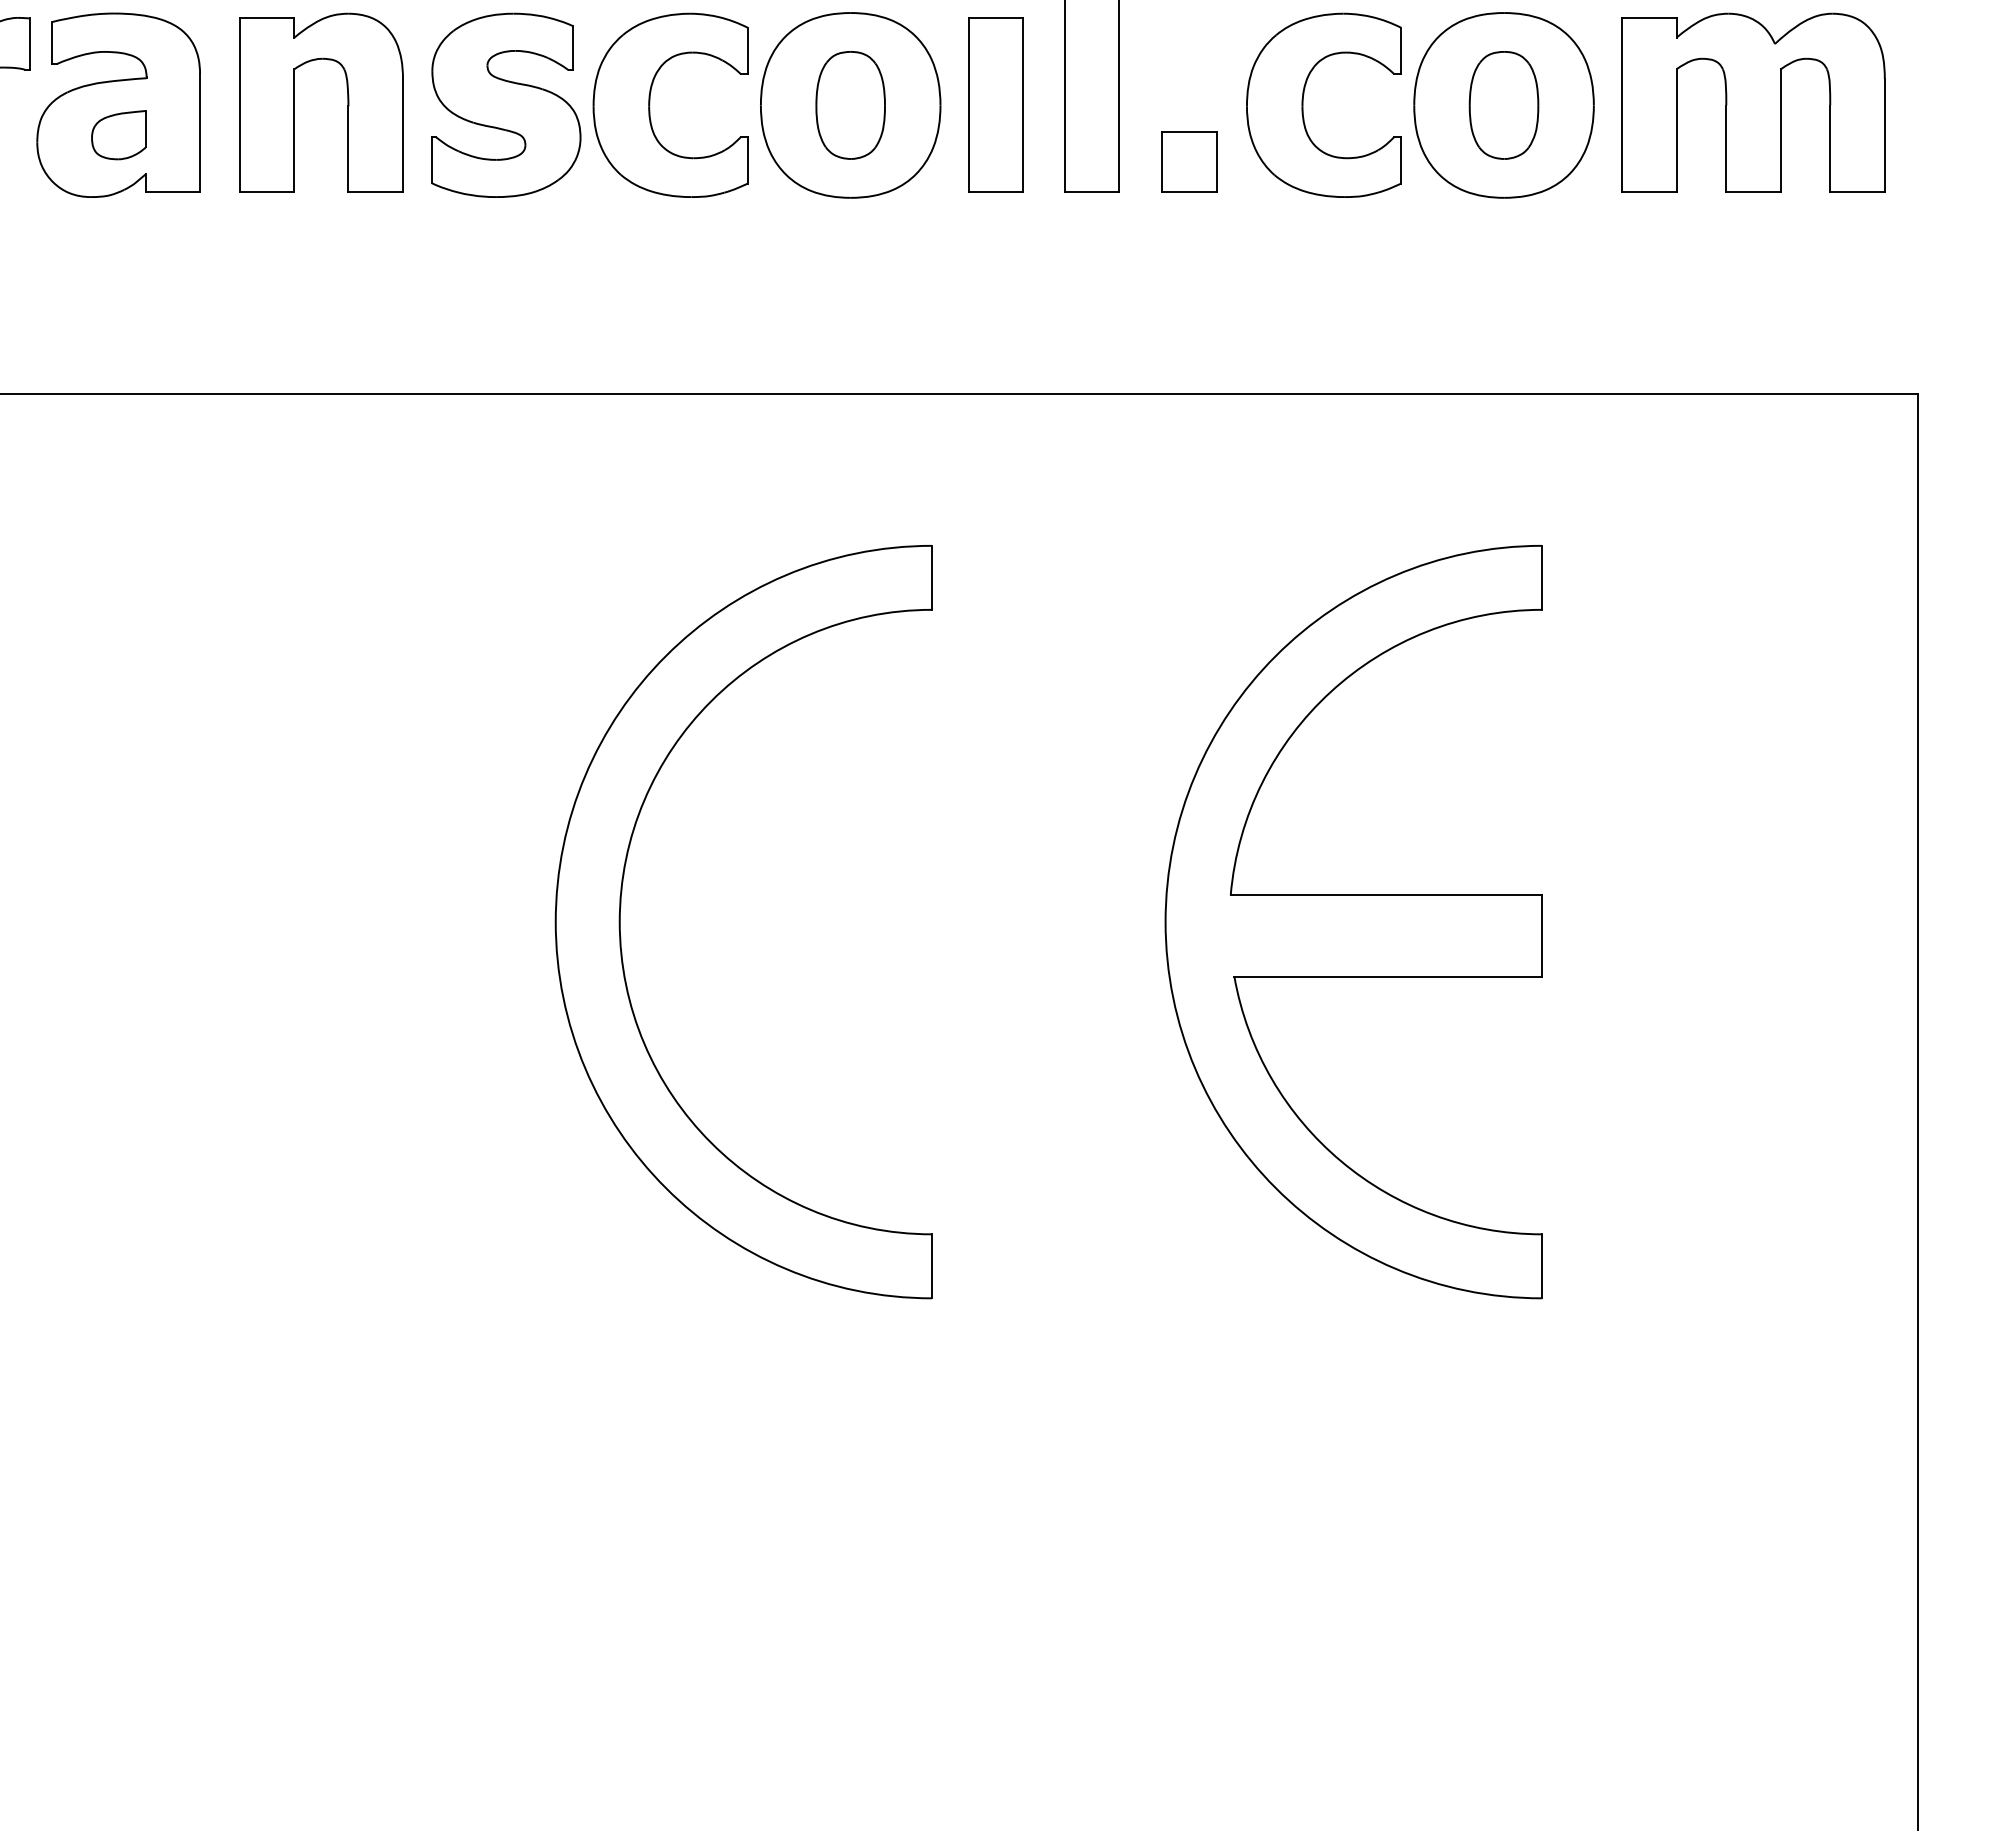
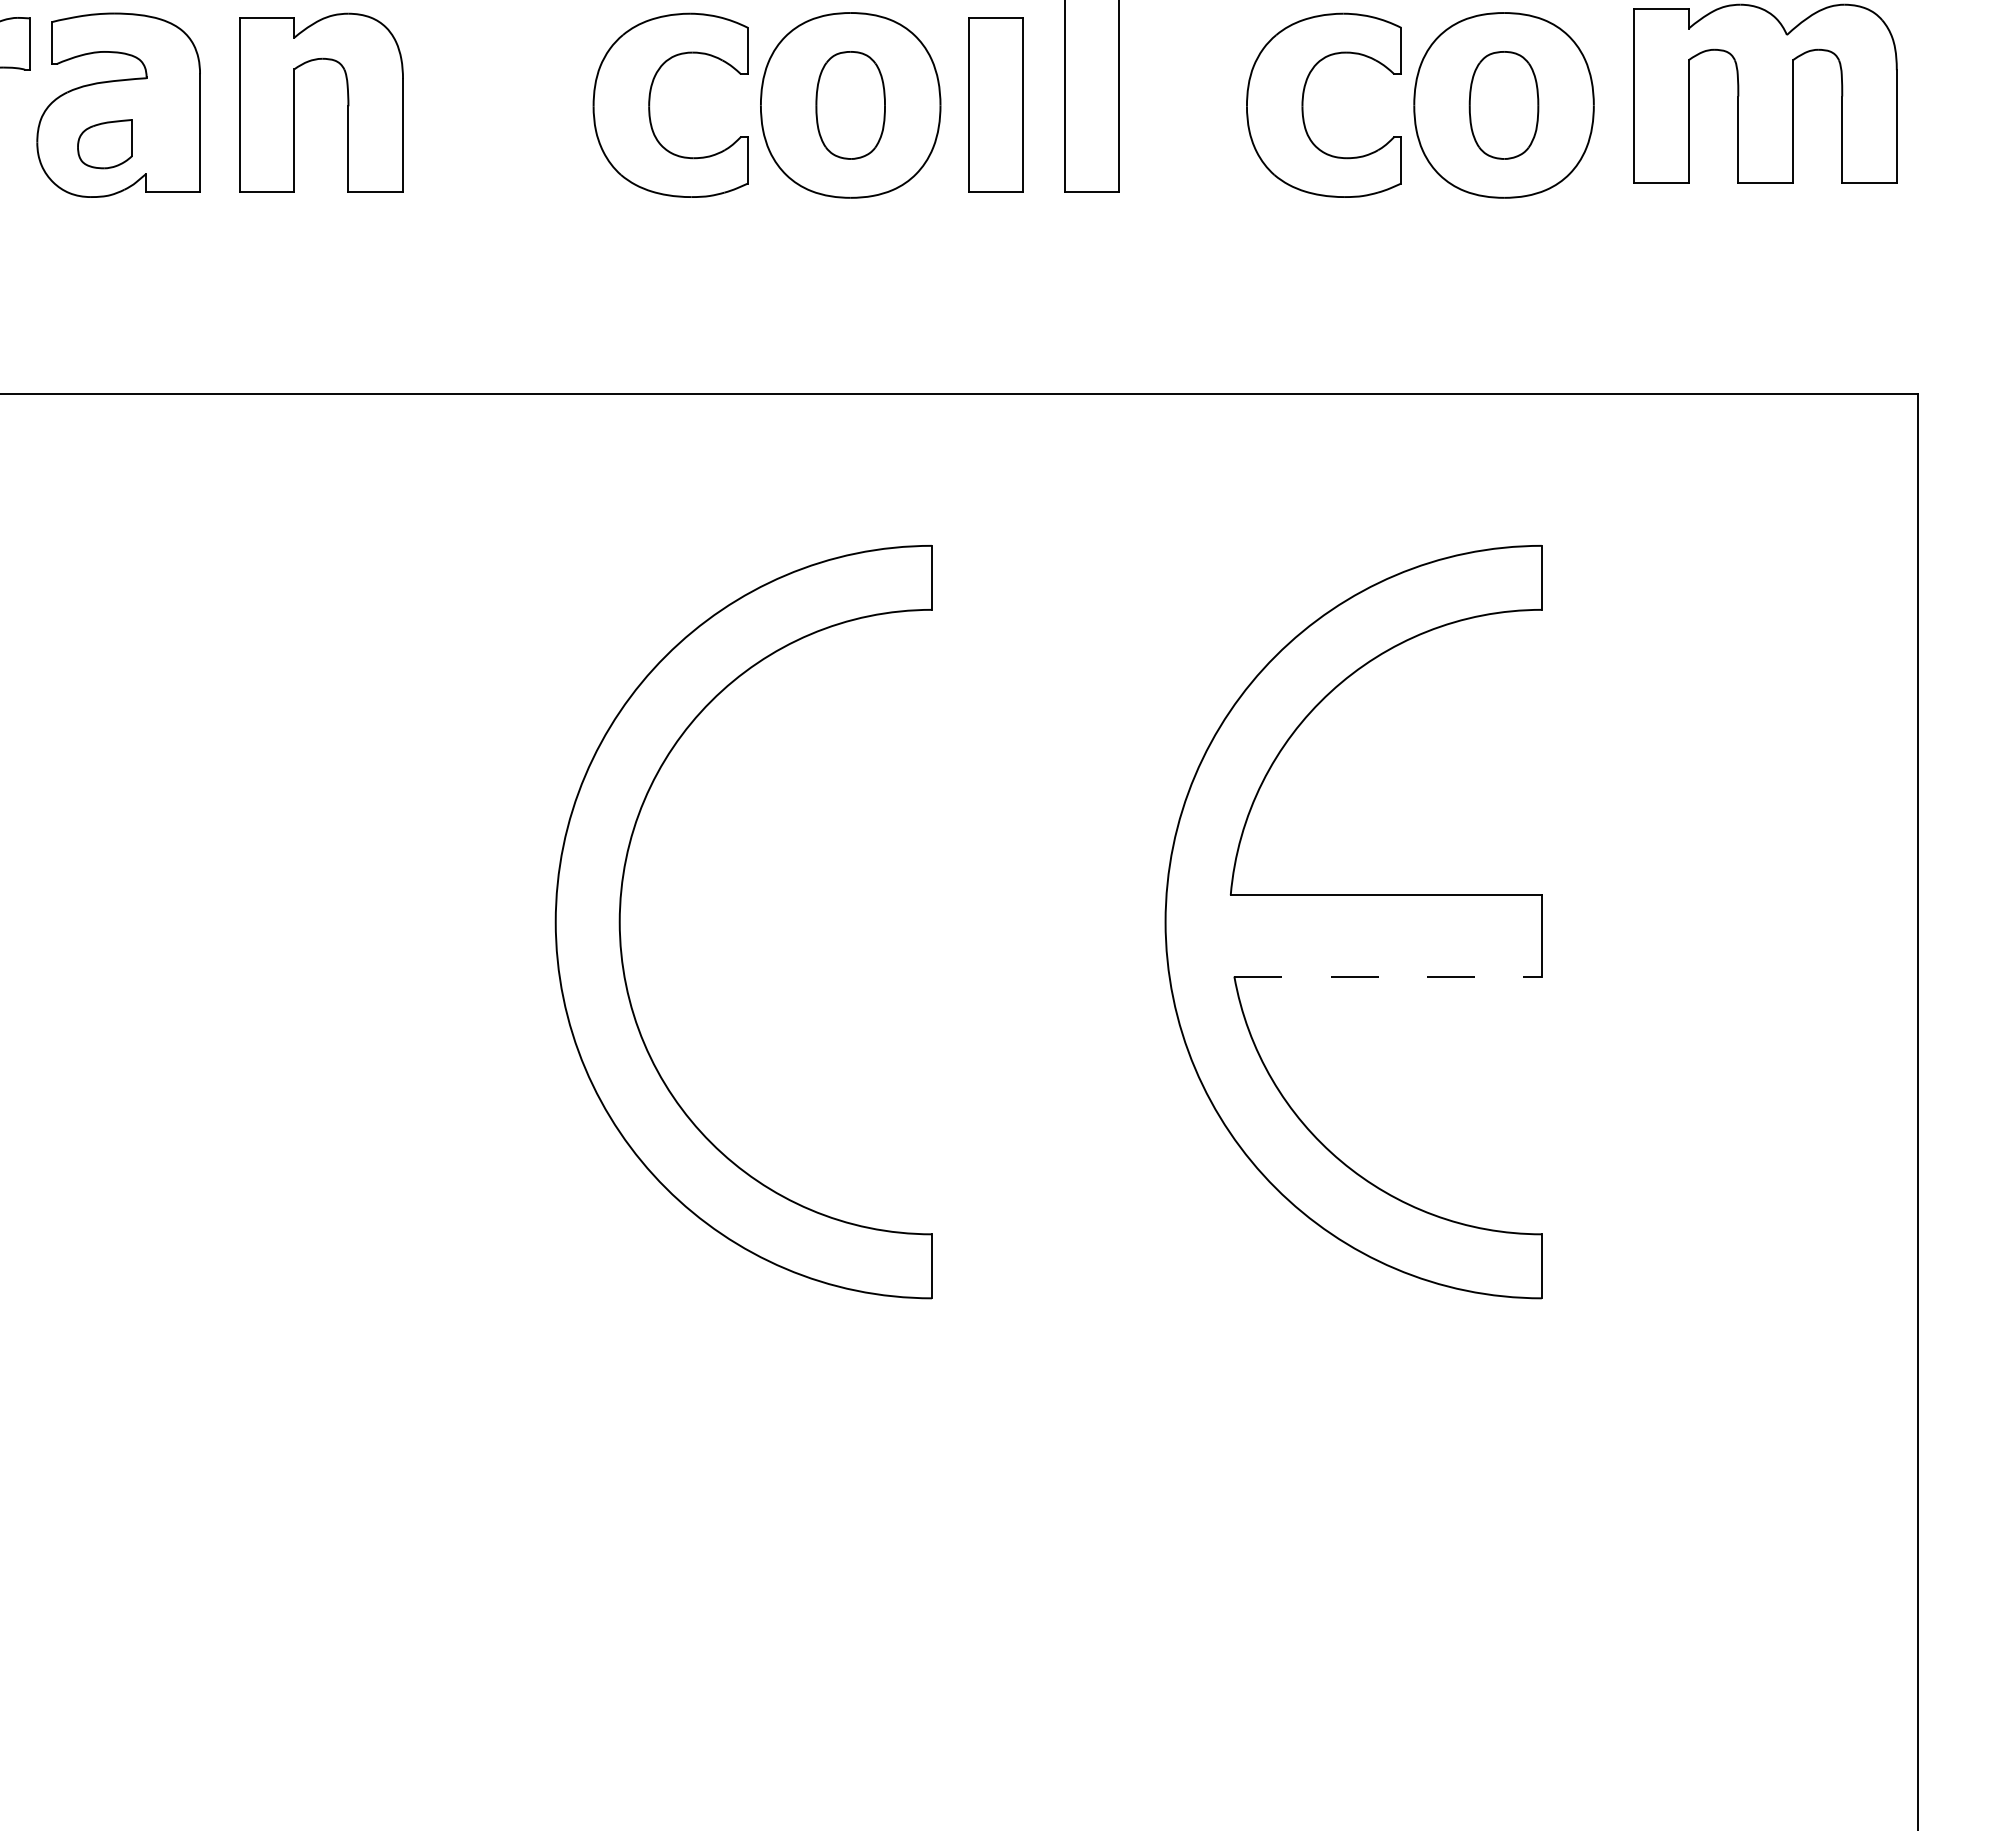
part position: (1753, 102) -> (1765, 93) (1765, 93)
part: present -> none (506, 104)
part position: (118, 135) -> (104, 144) (104, 144)
part: present -> none (1189, 161)
line: solid -> dashed (1388, 976)
